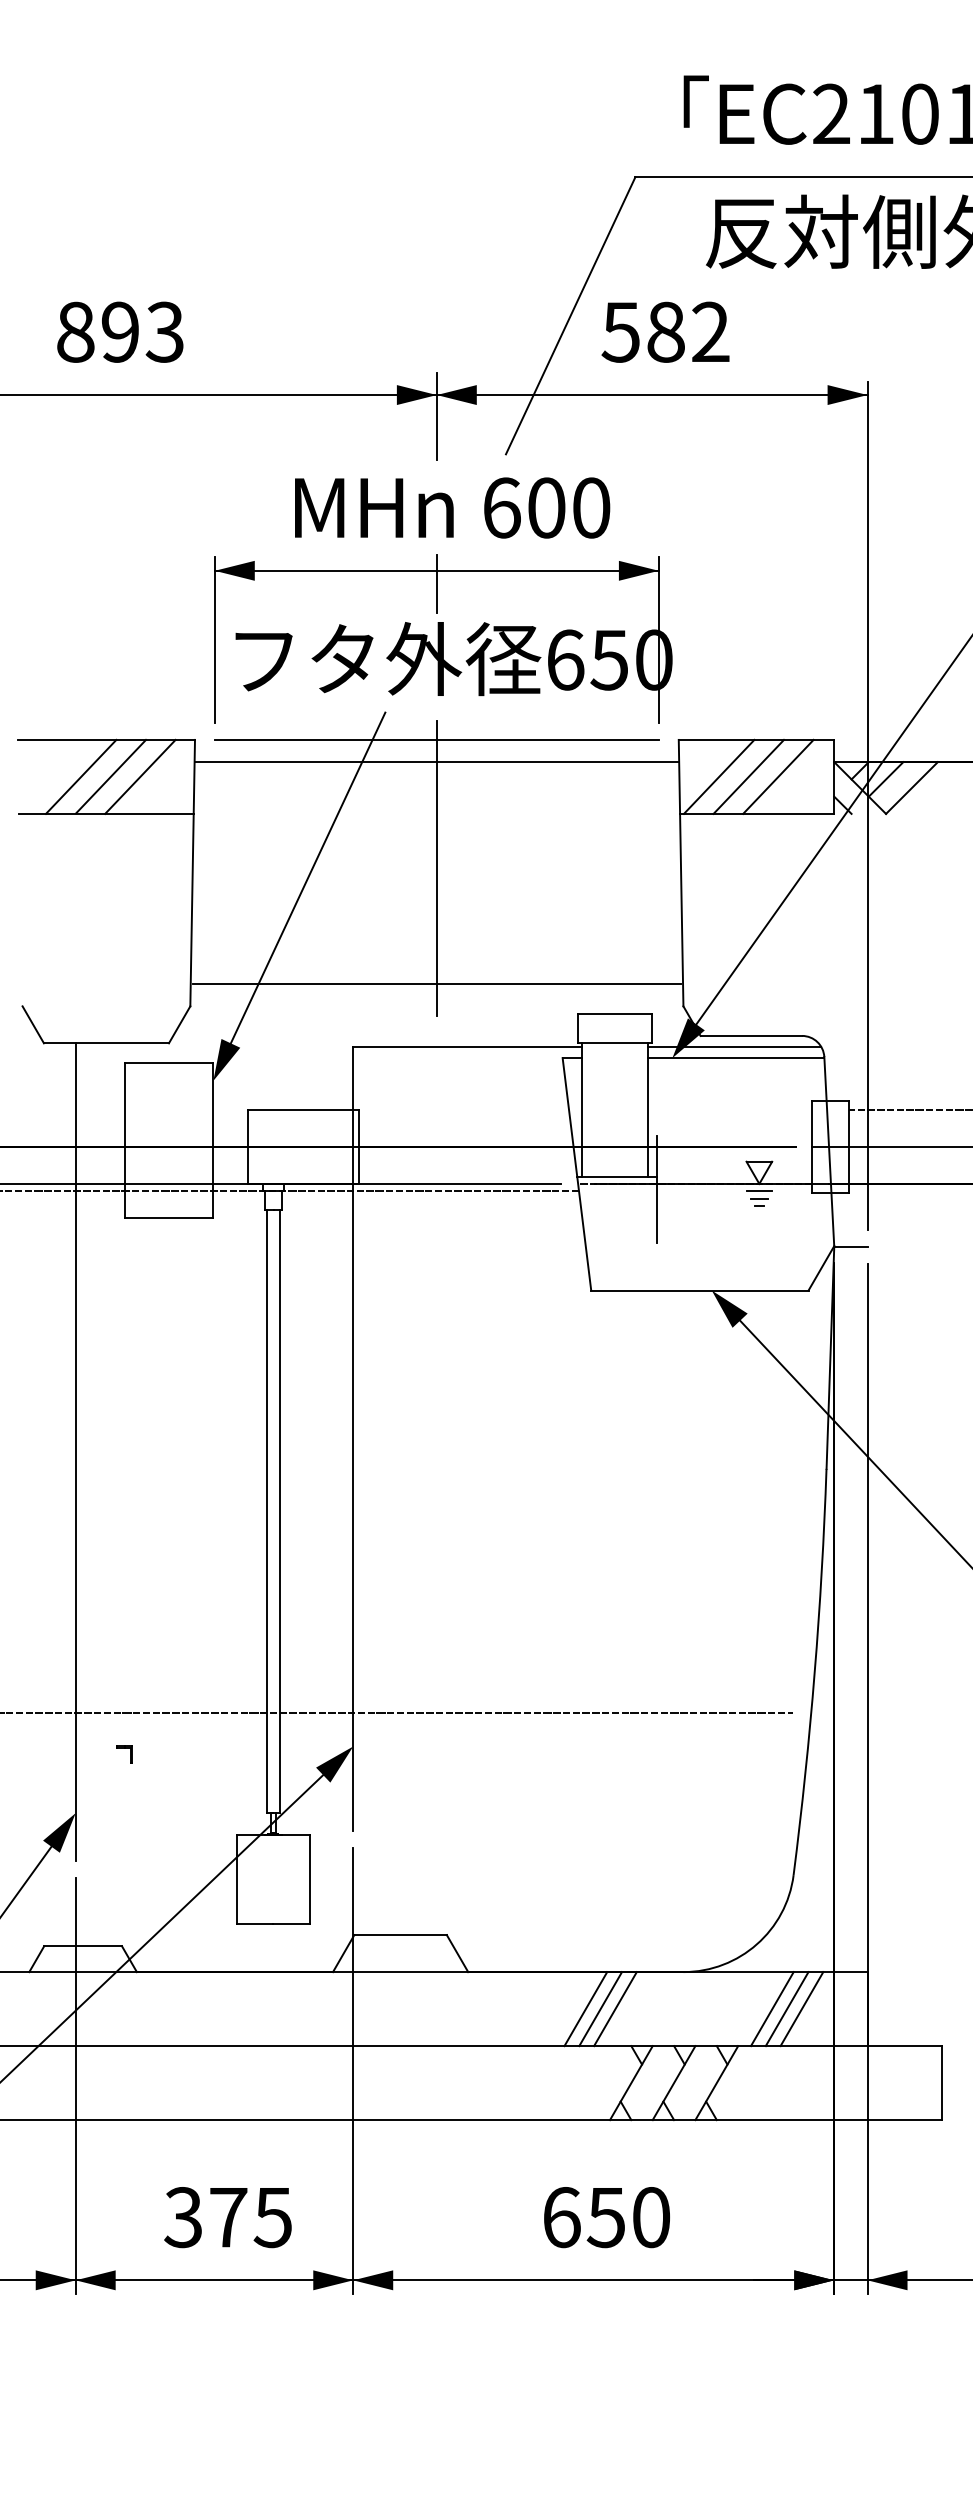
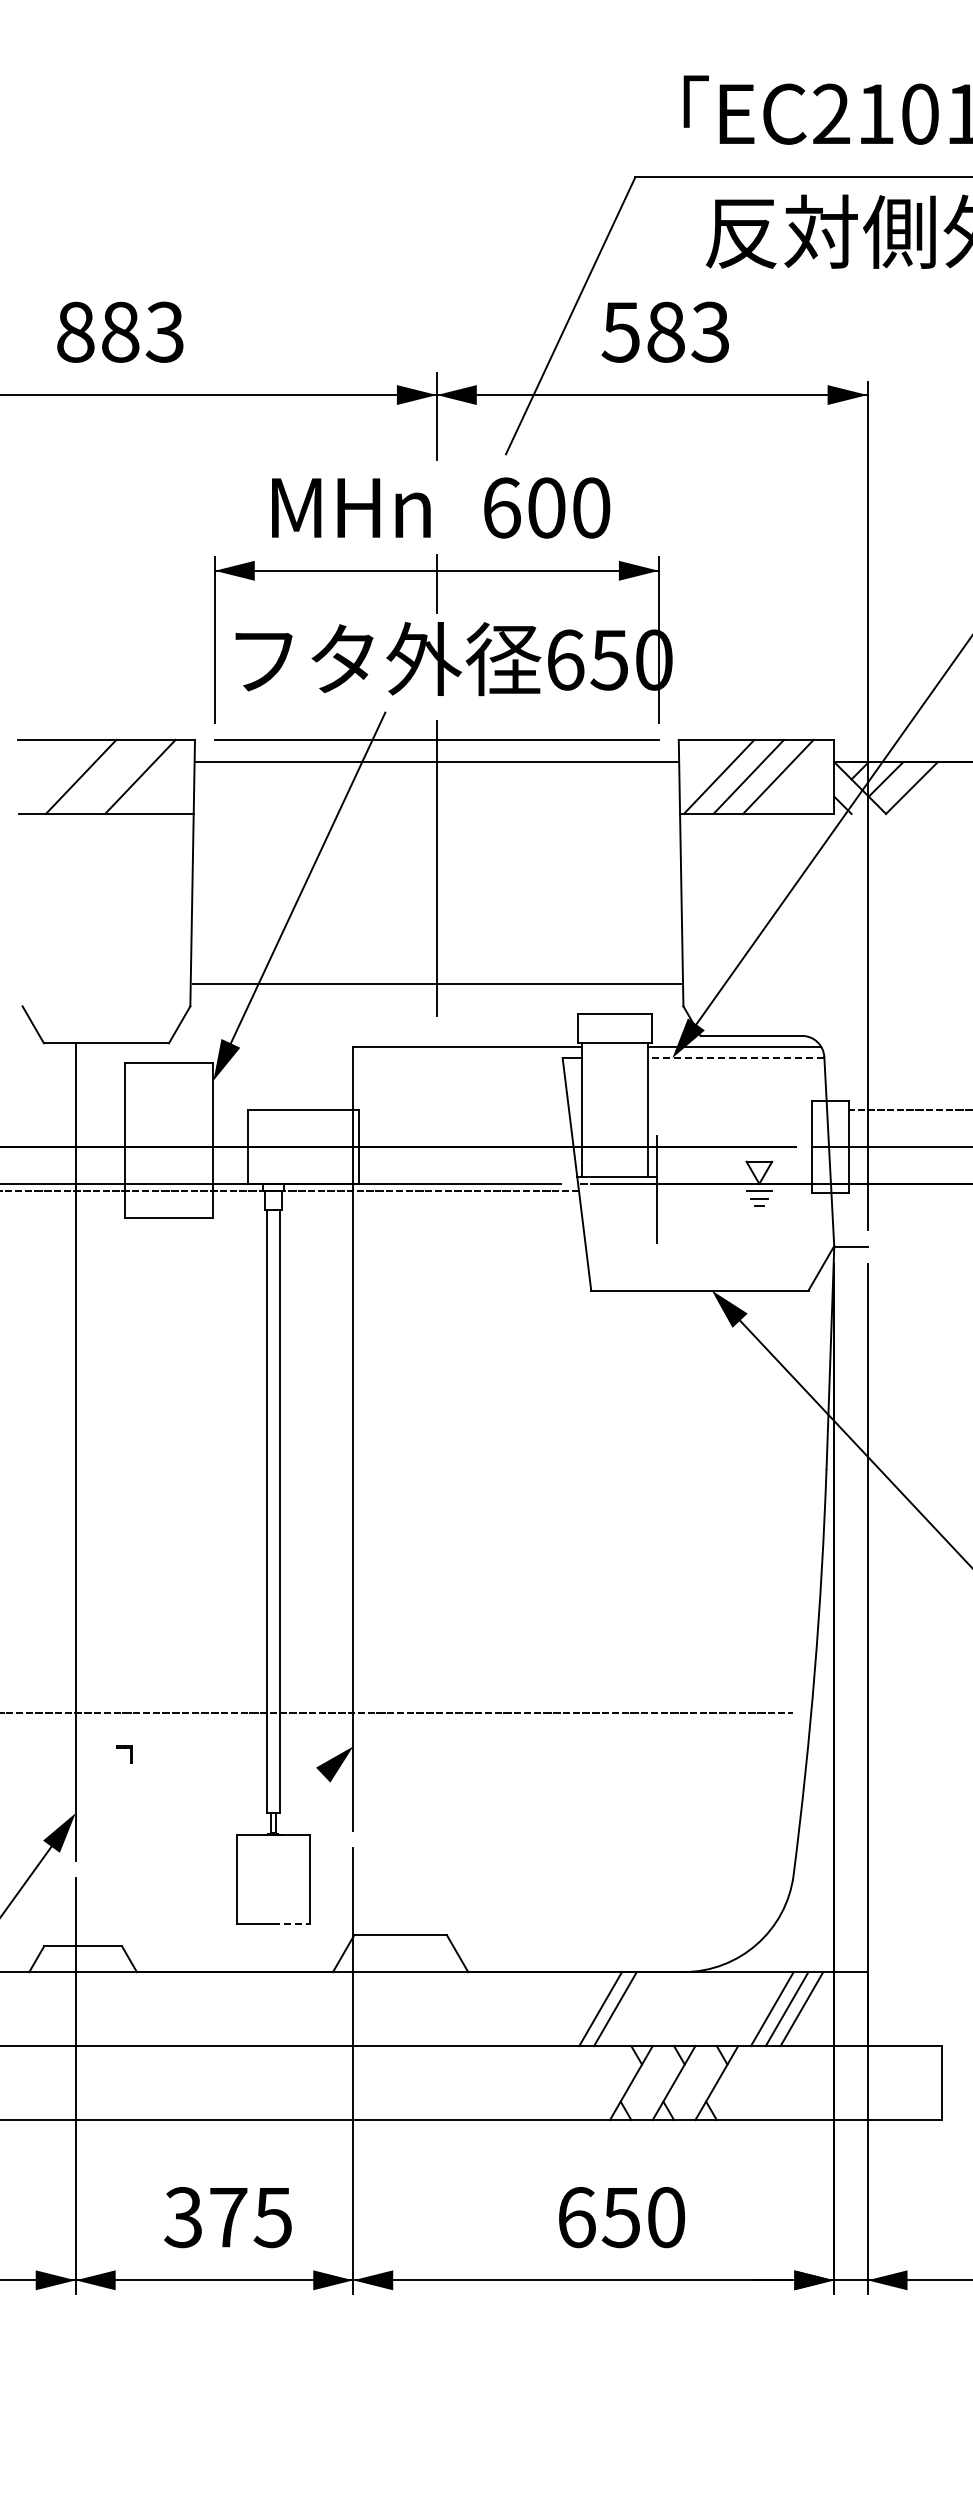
text: 893 -> 883 (120, 331)
text: 582 -> 583 (710, 331)
text position: (374, 507) -> (351, 507) (351, 507)
line: present -> none (111, 776)
line: solid -> dashed (736, 1058)
line: solid -> dashed (292, 1923)
line: present -> none (162, 1927)
line: present -> none (585, 2009)
text position: (606, 2217) -> (621, 2217) (621, 2217)
